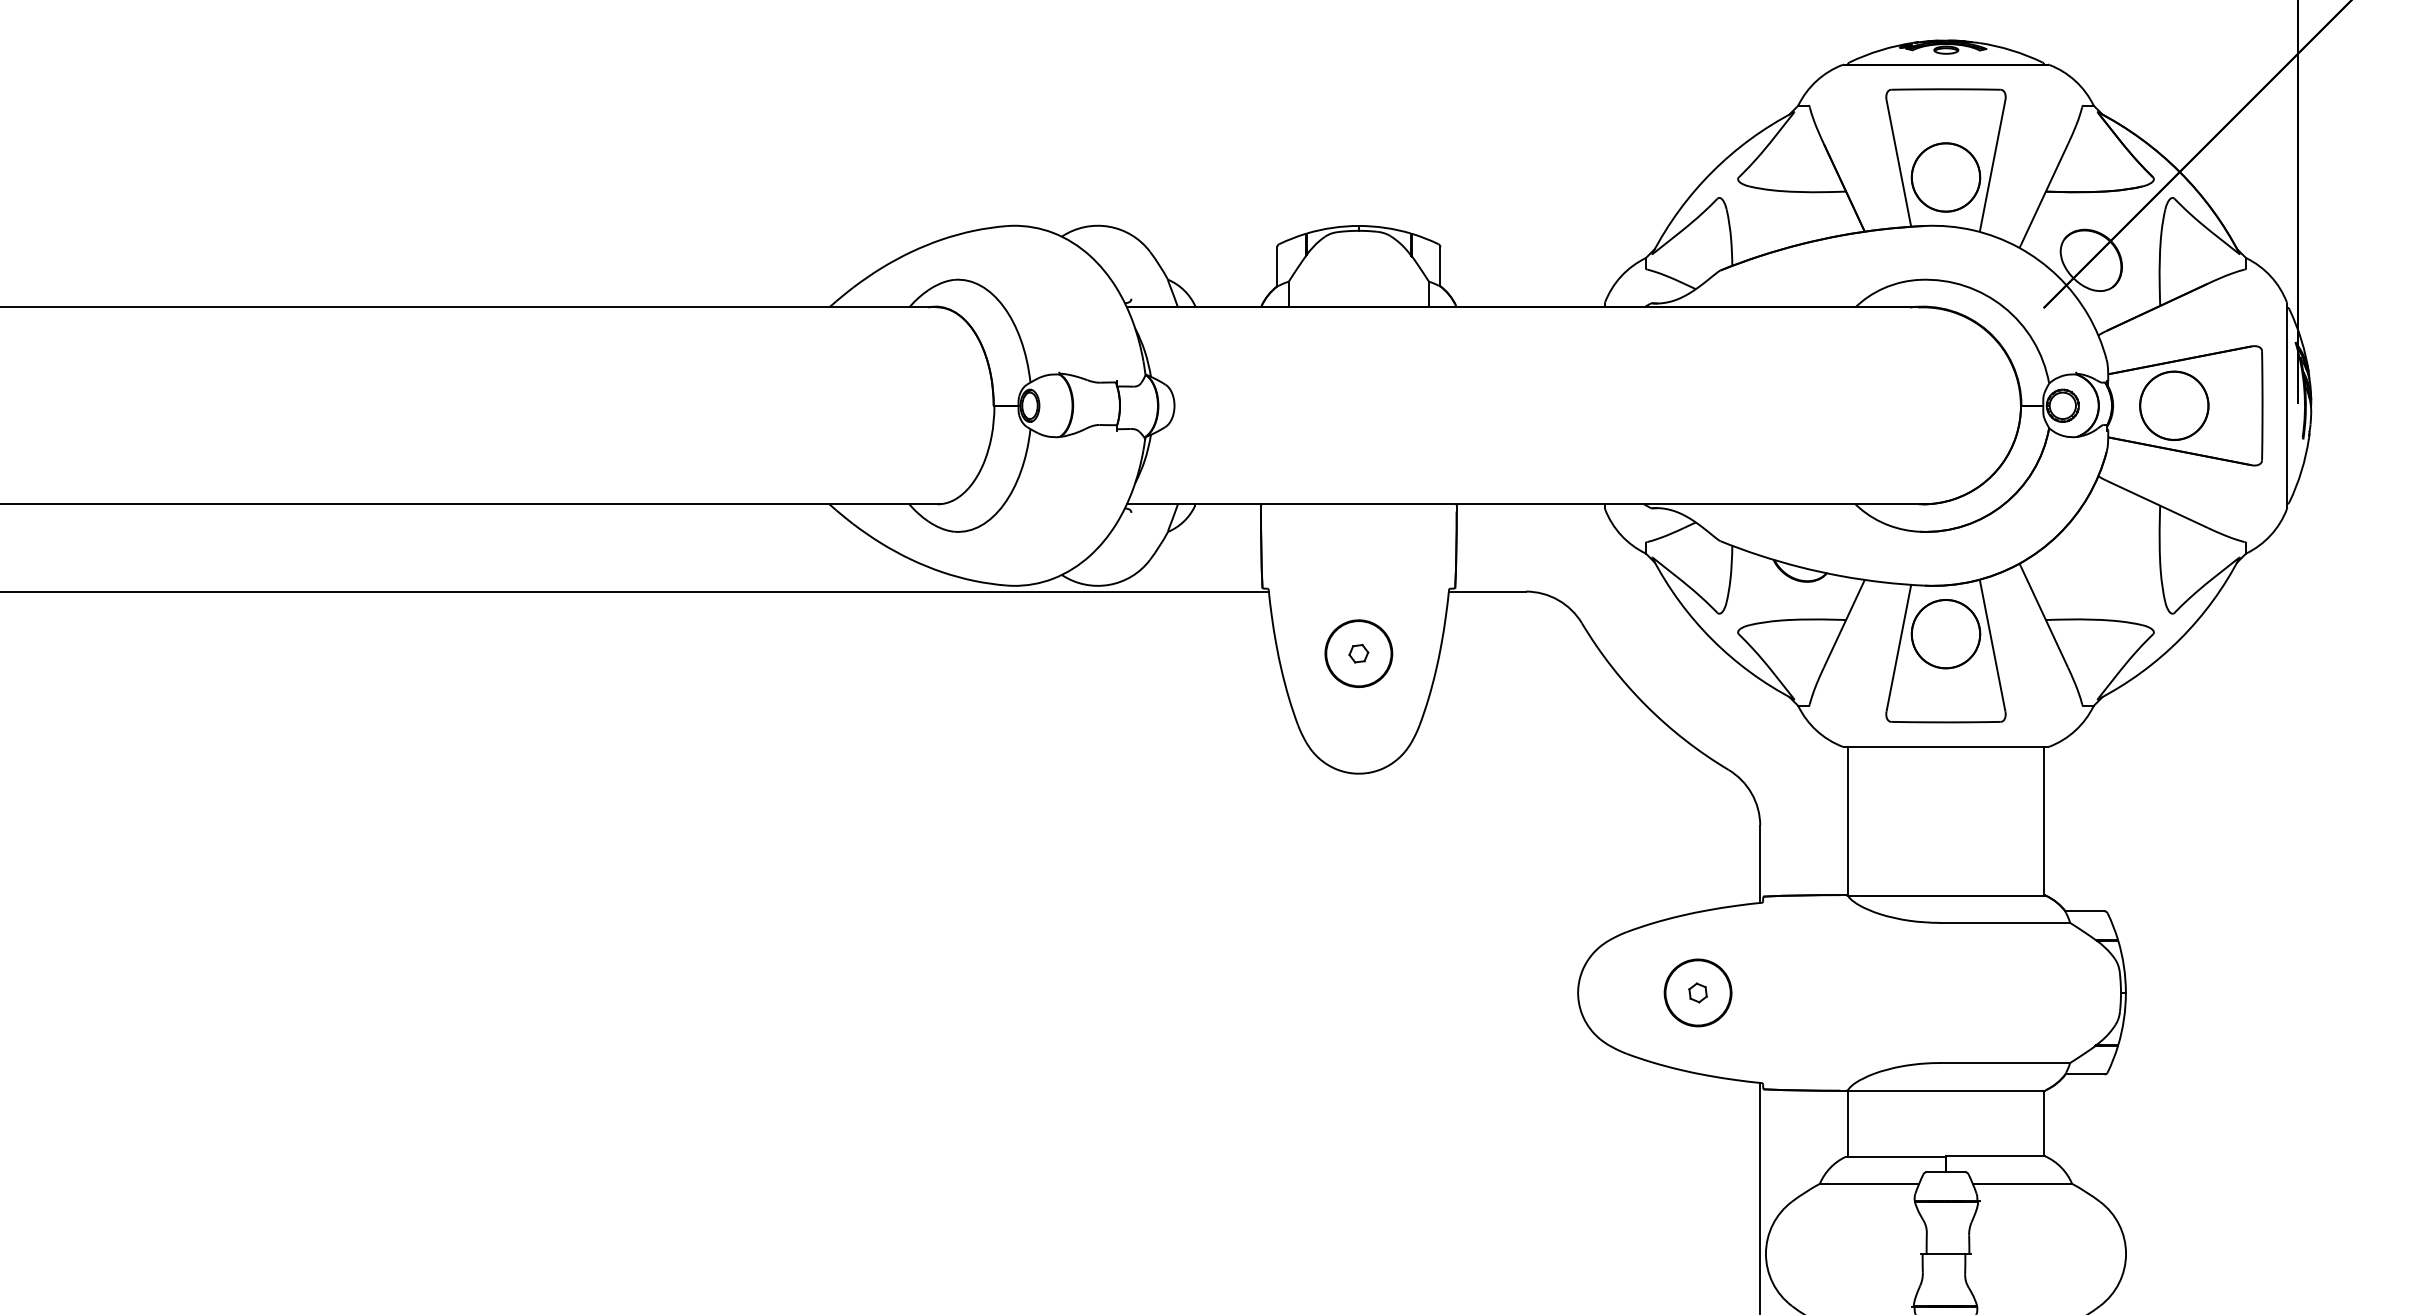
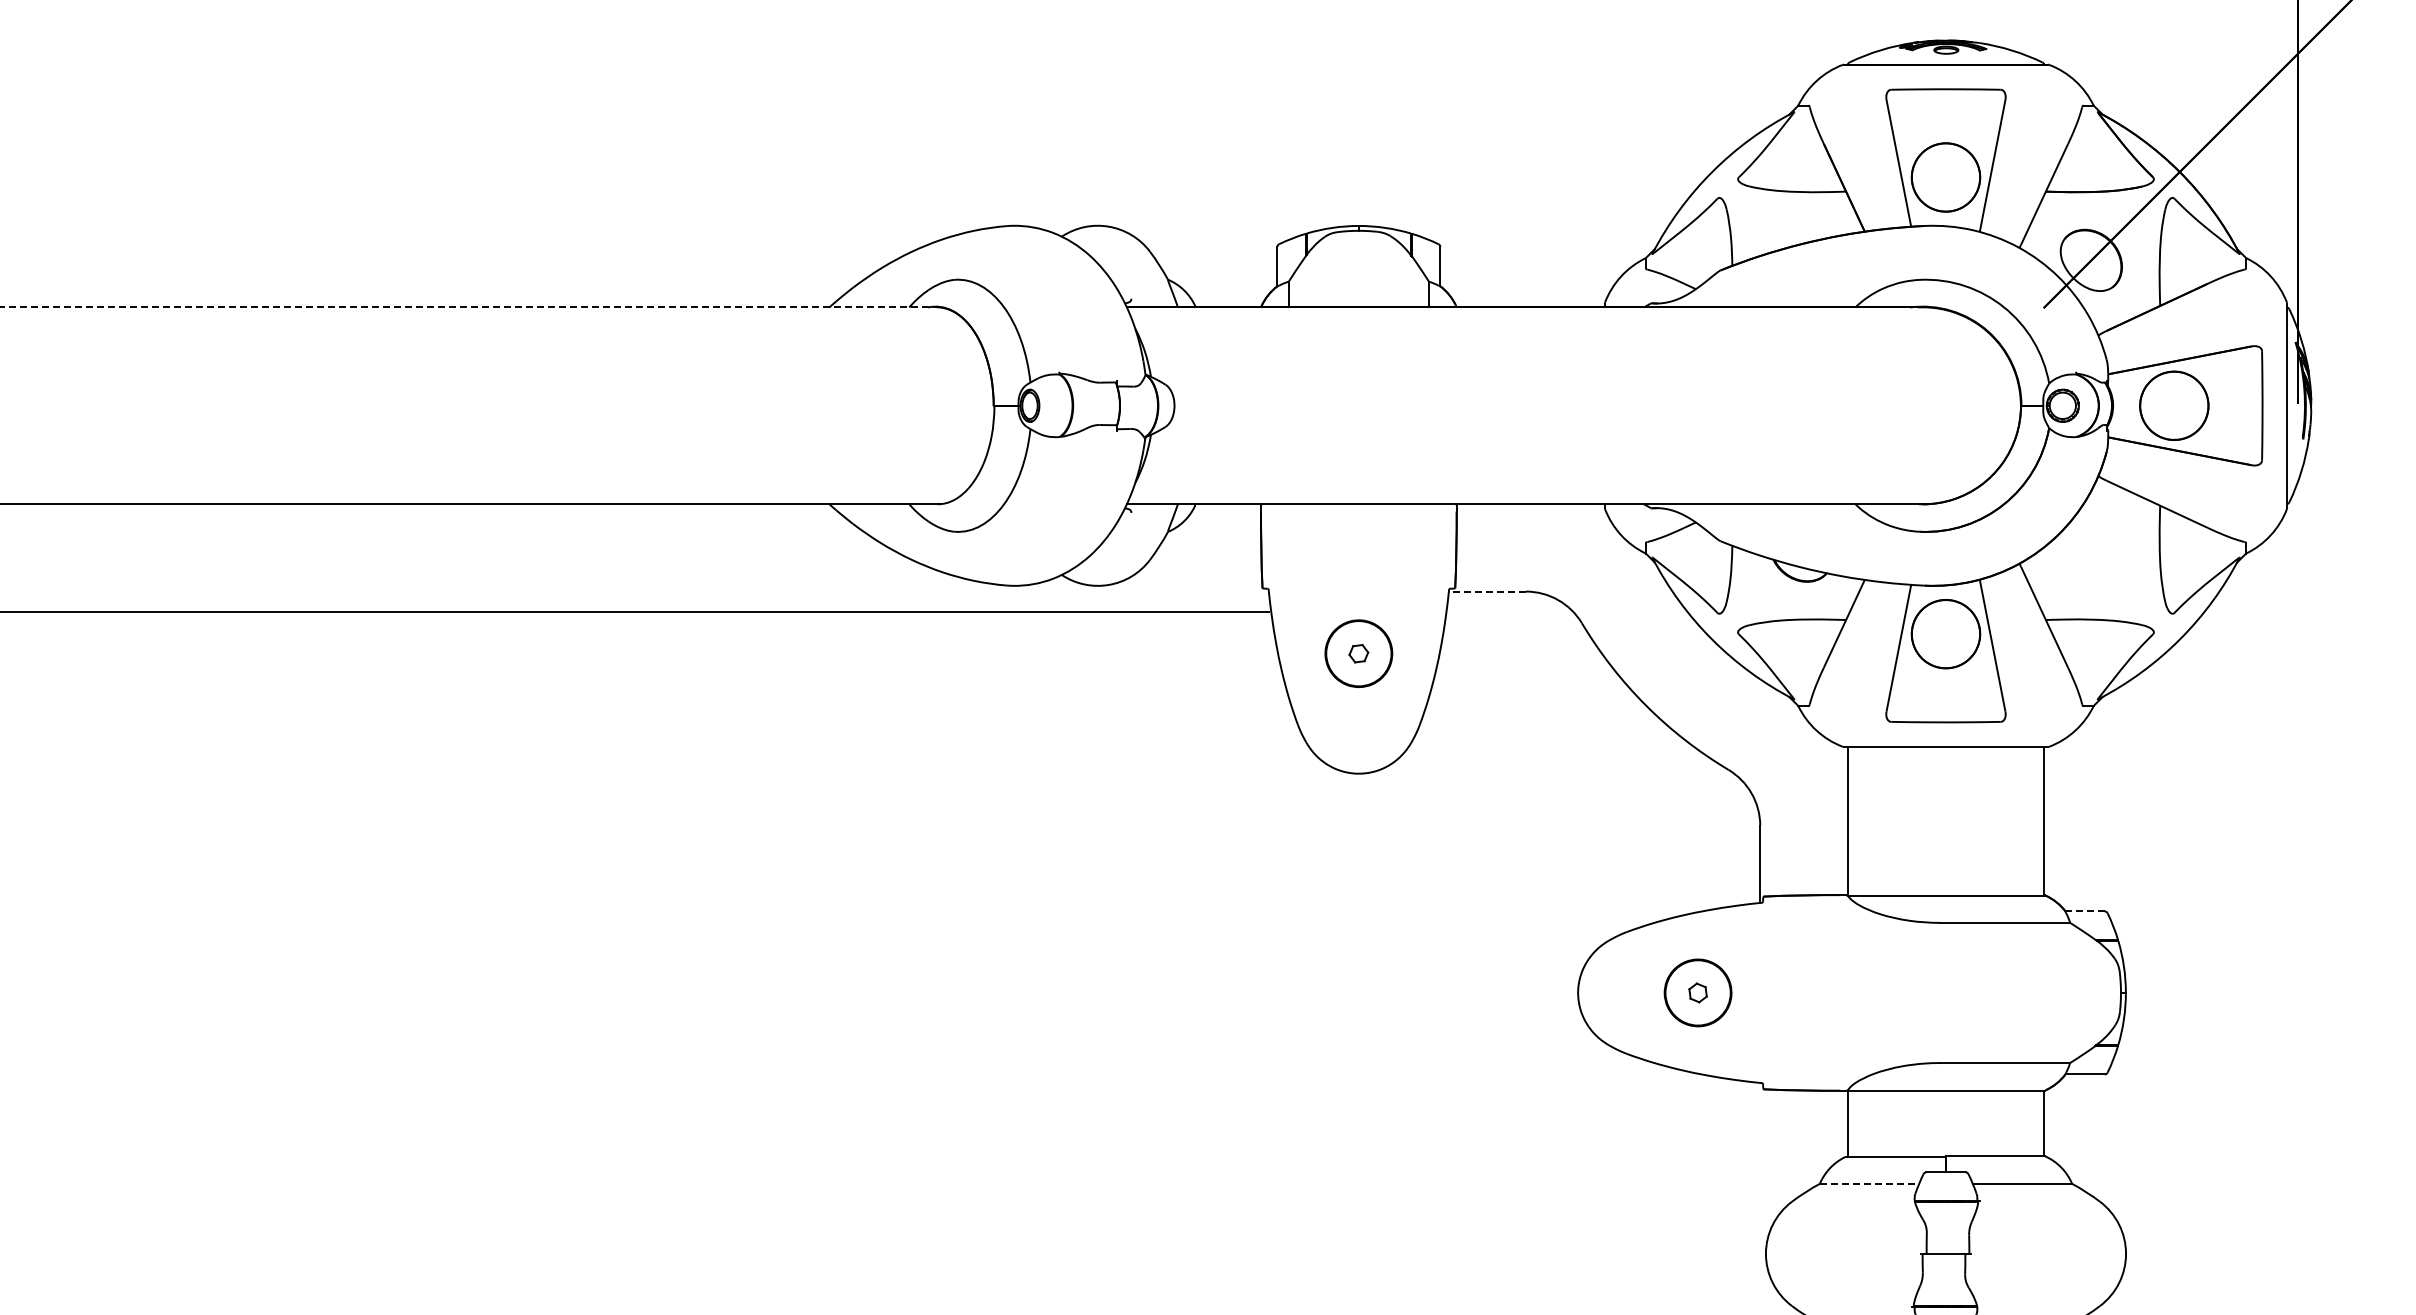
line: solid -> dashed (470, 307)
line position: (635, 591) -> (635, 611) (635, 611)
line: solid -> dashed (1487, 591)
line: solid -> dashed (2085, 911)
line: solid -> dashed (1869, 1183)
line: present -> none (1760, 1196)
